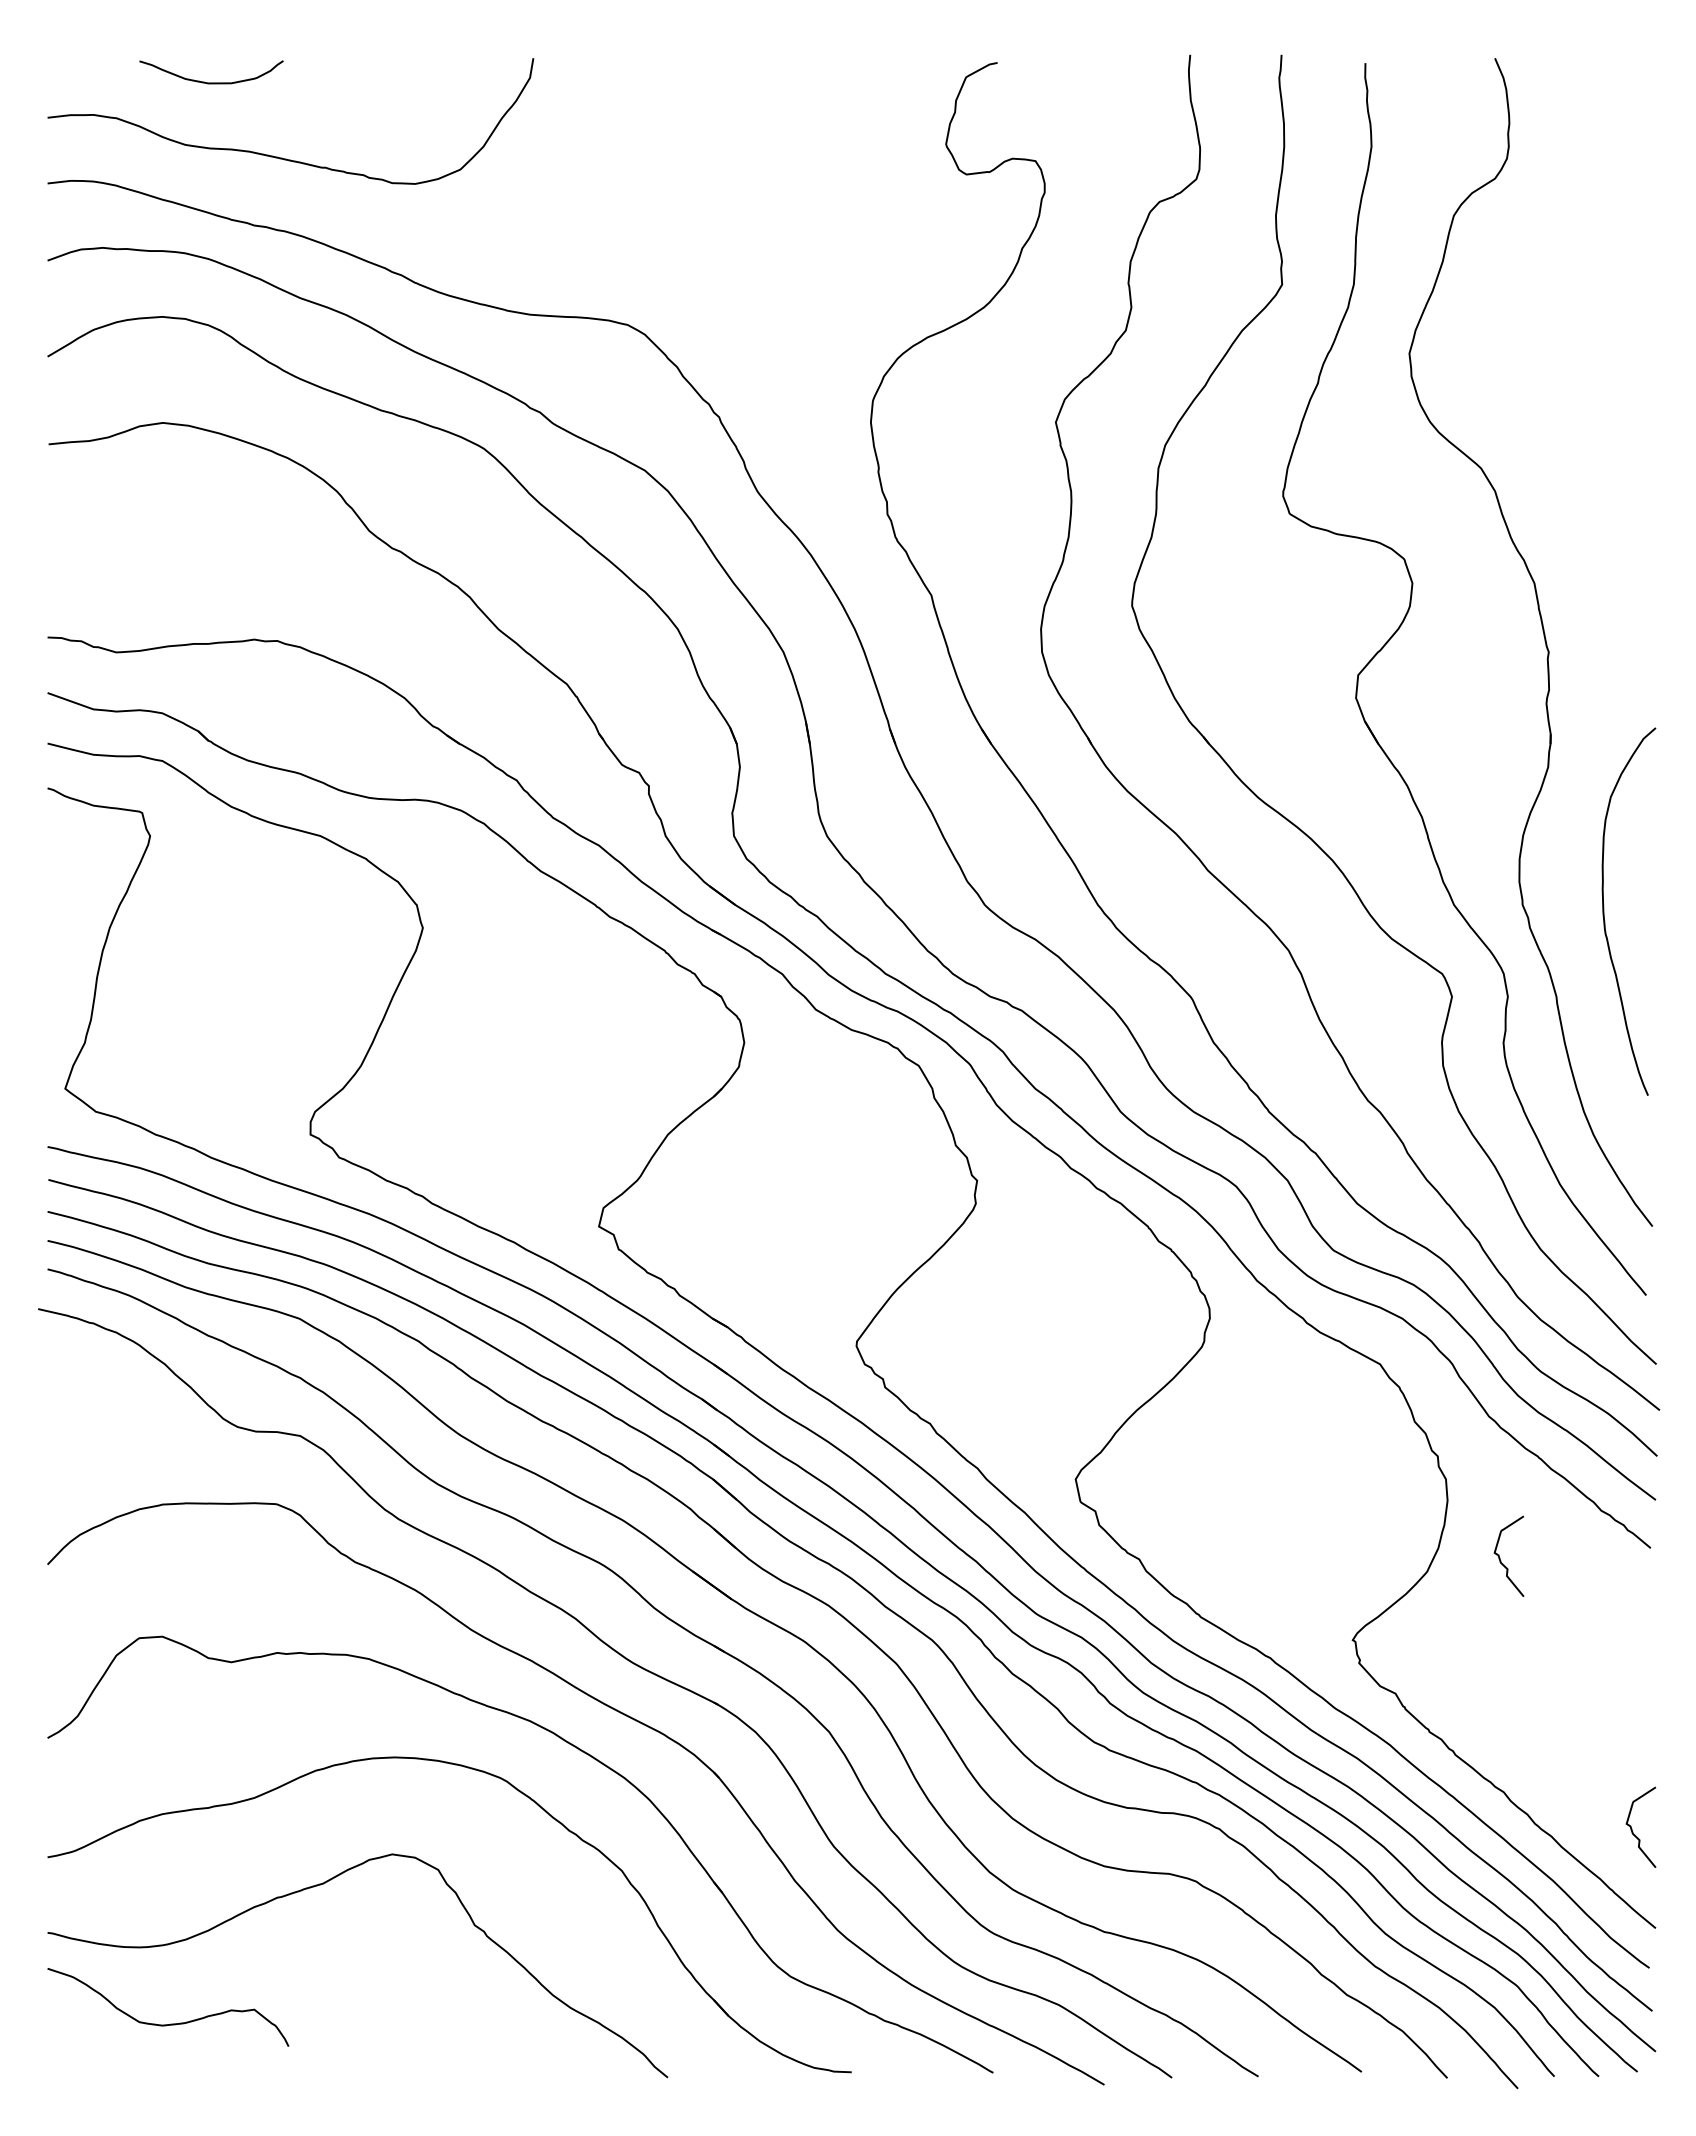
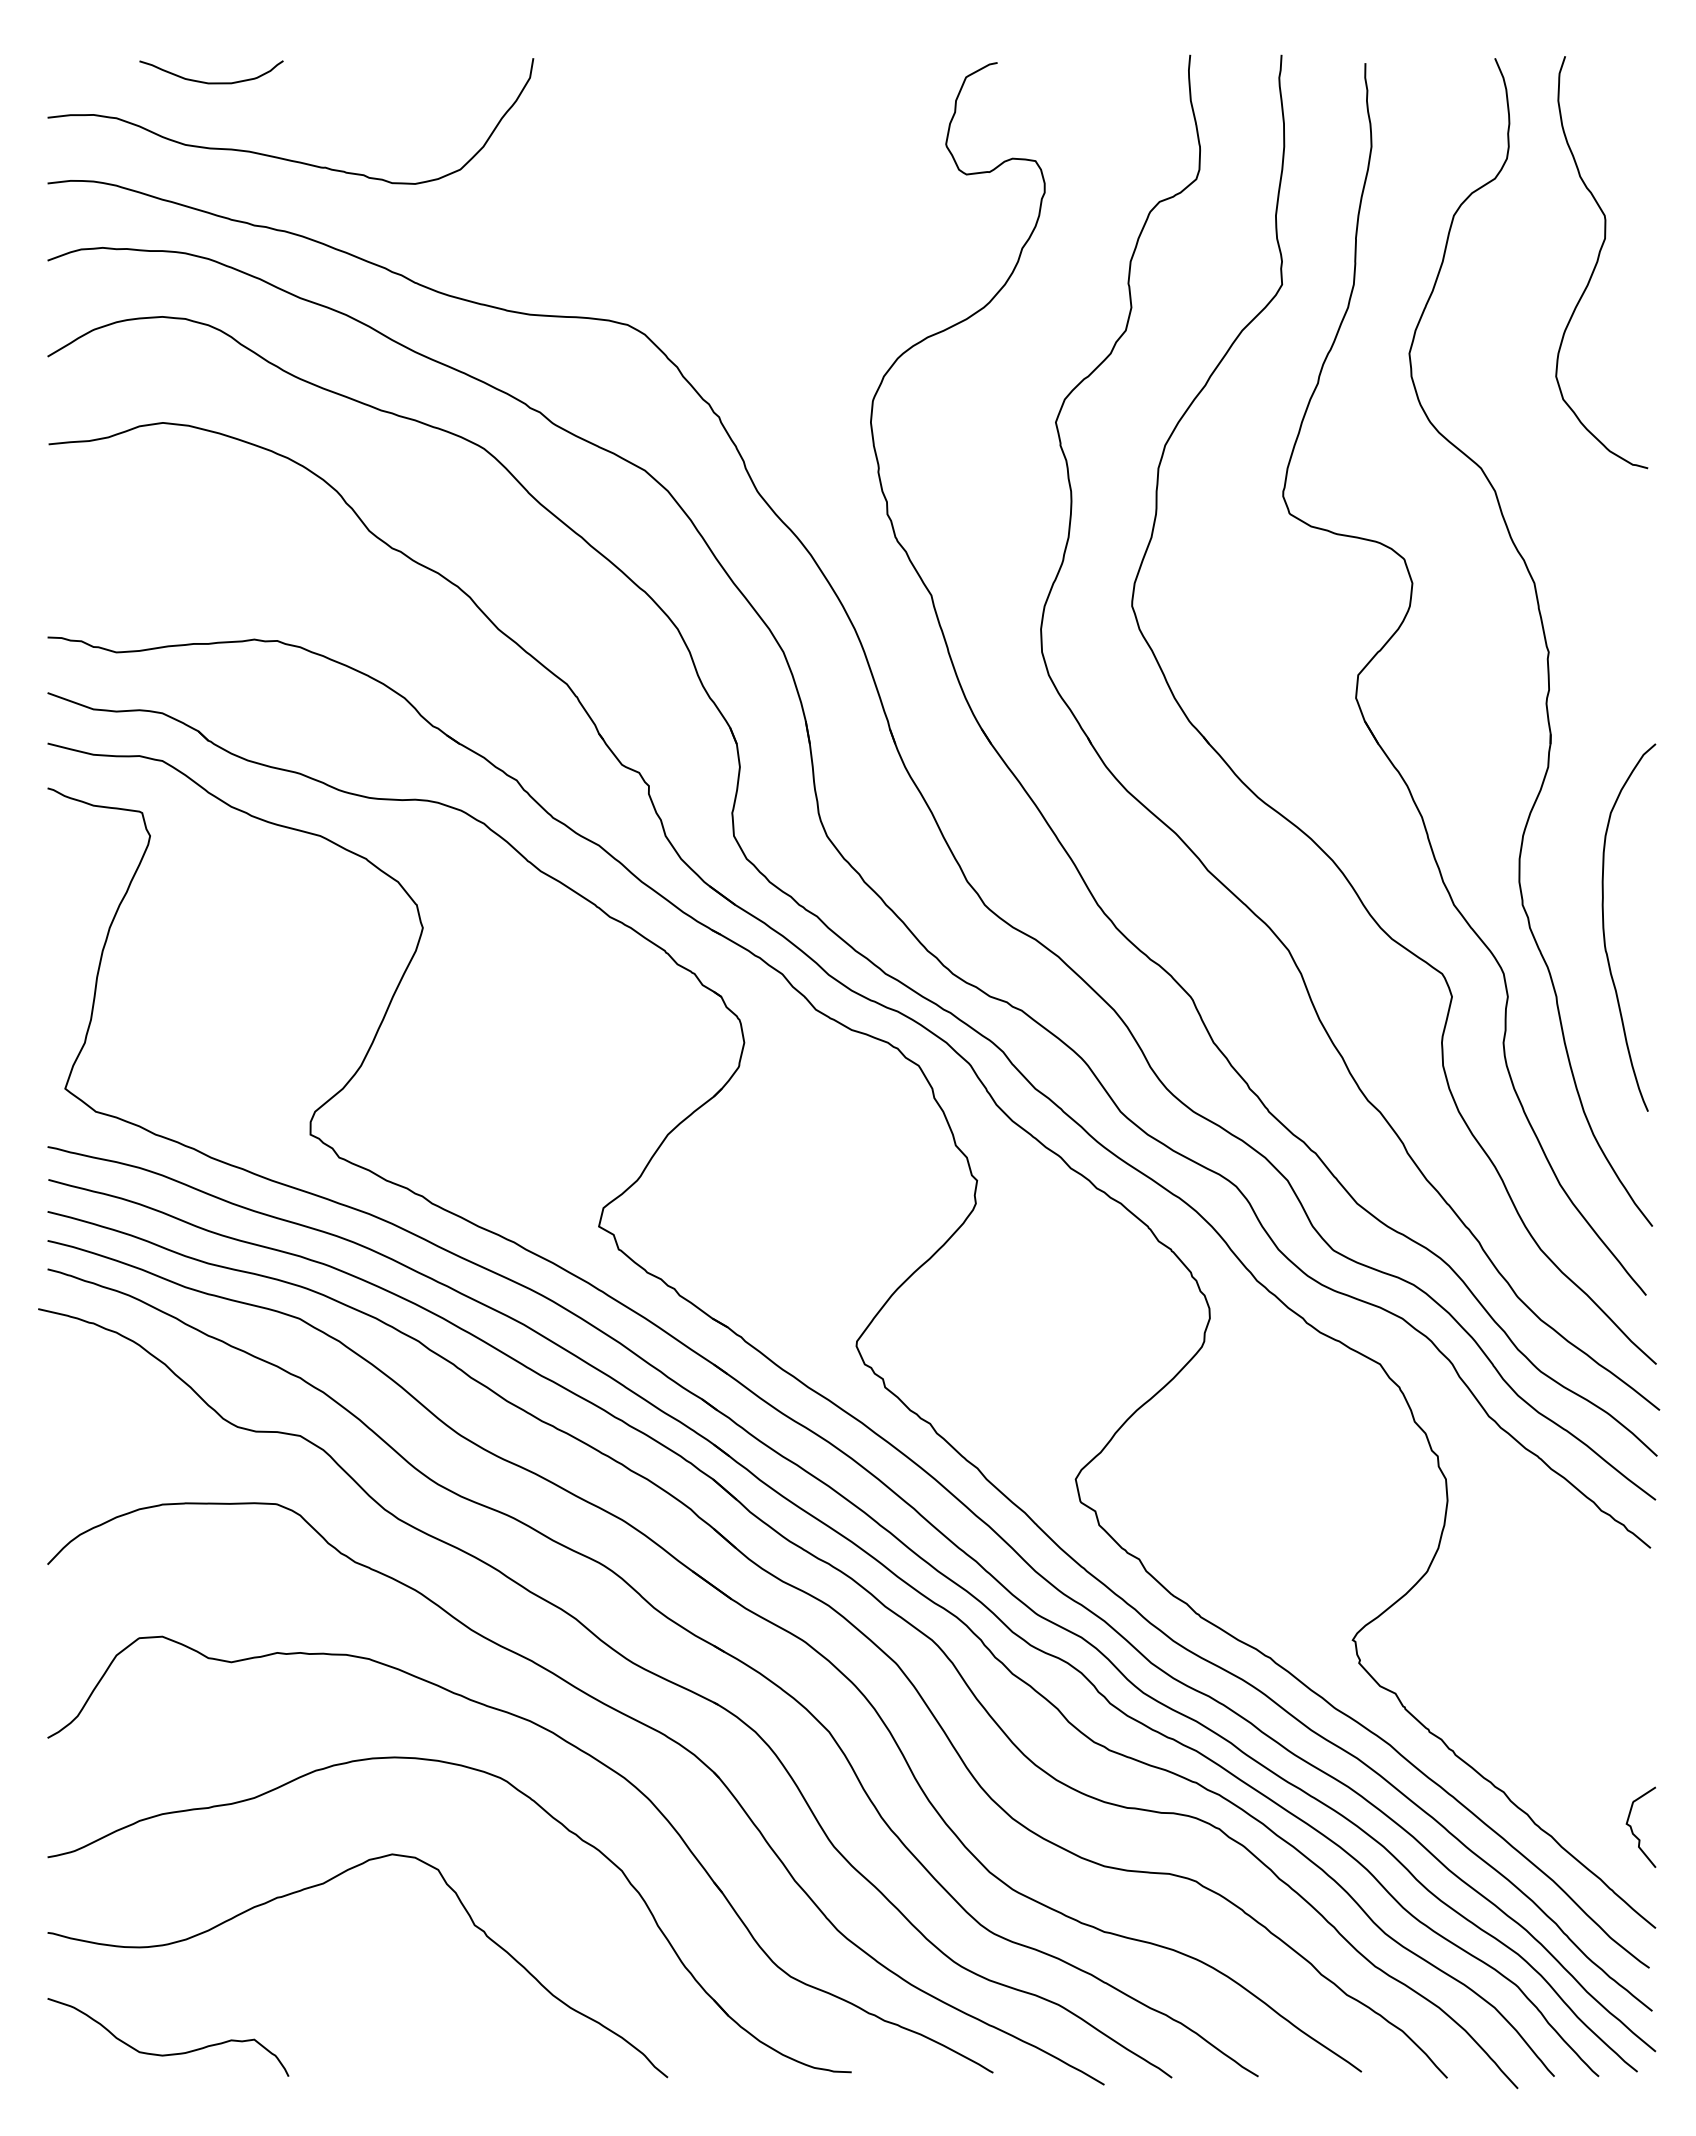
curve: none -> present (1598, 261)
curve position: (1604, 911) -> (1604, 927) (1604, 927)
curve: present -> none (1500, 1557)
curve position: (170, 2023) -> (170, 2053) (170, 2053)
